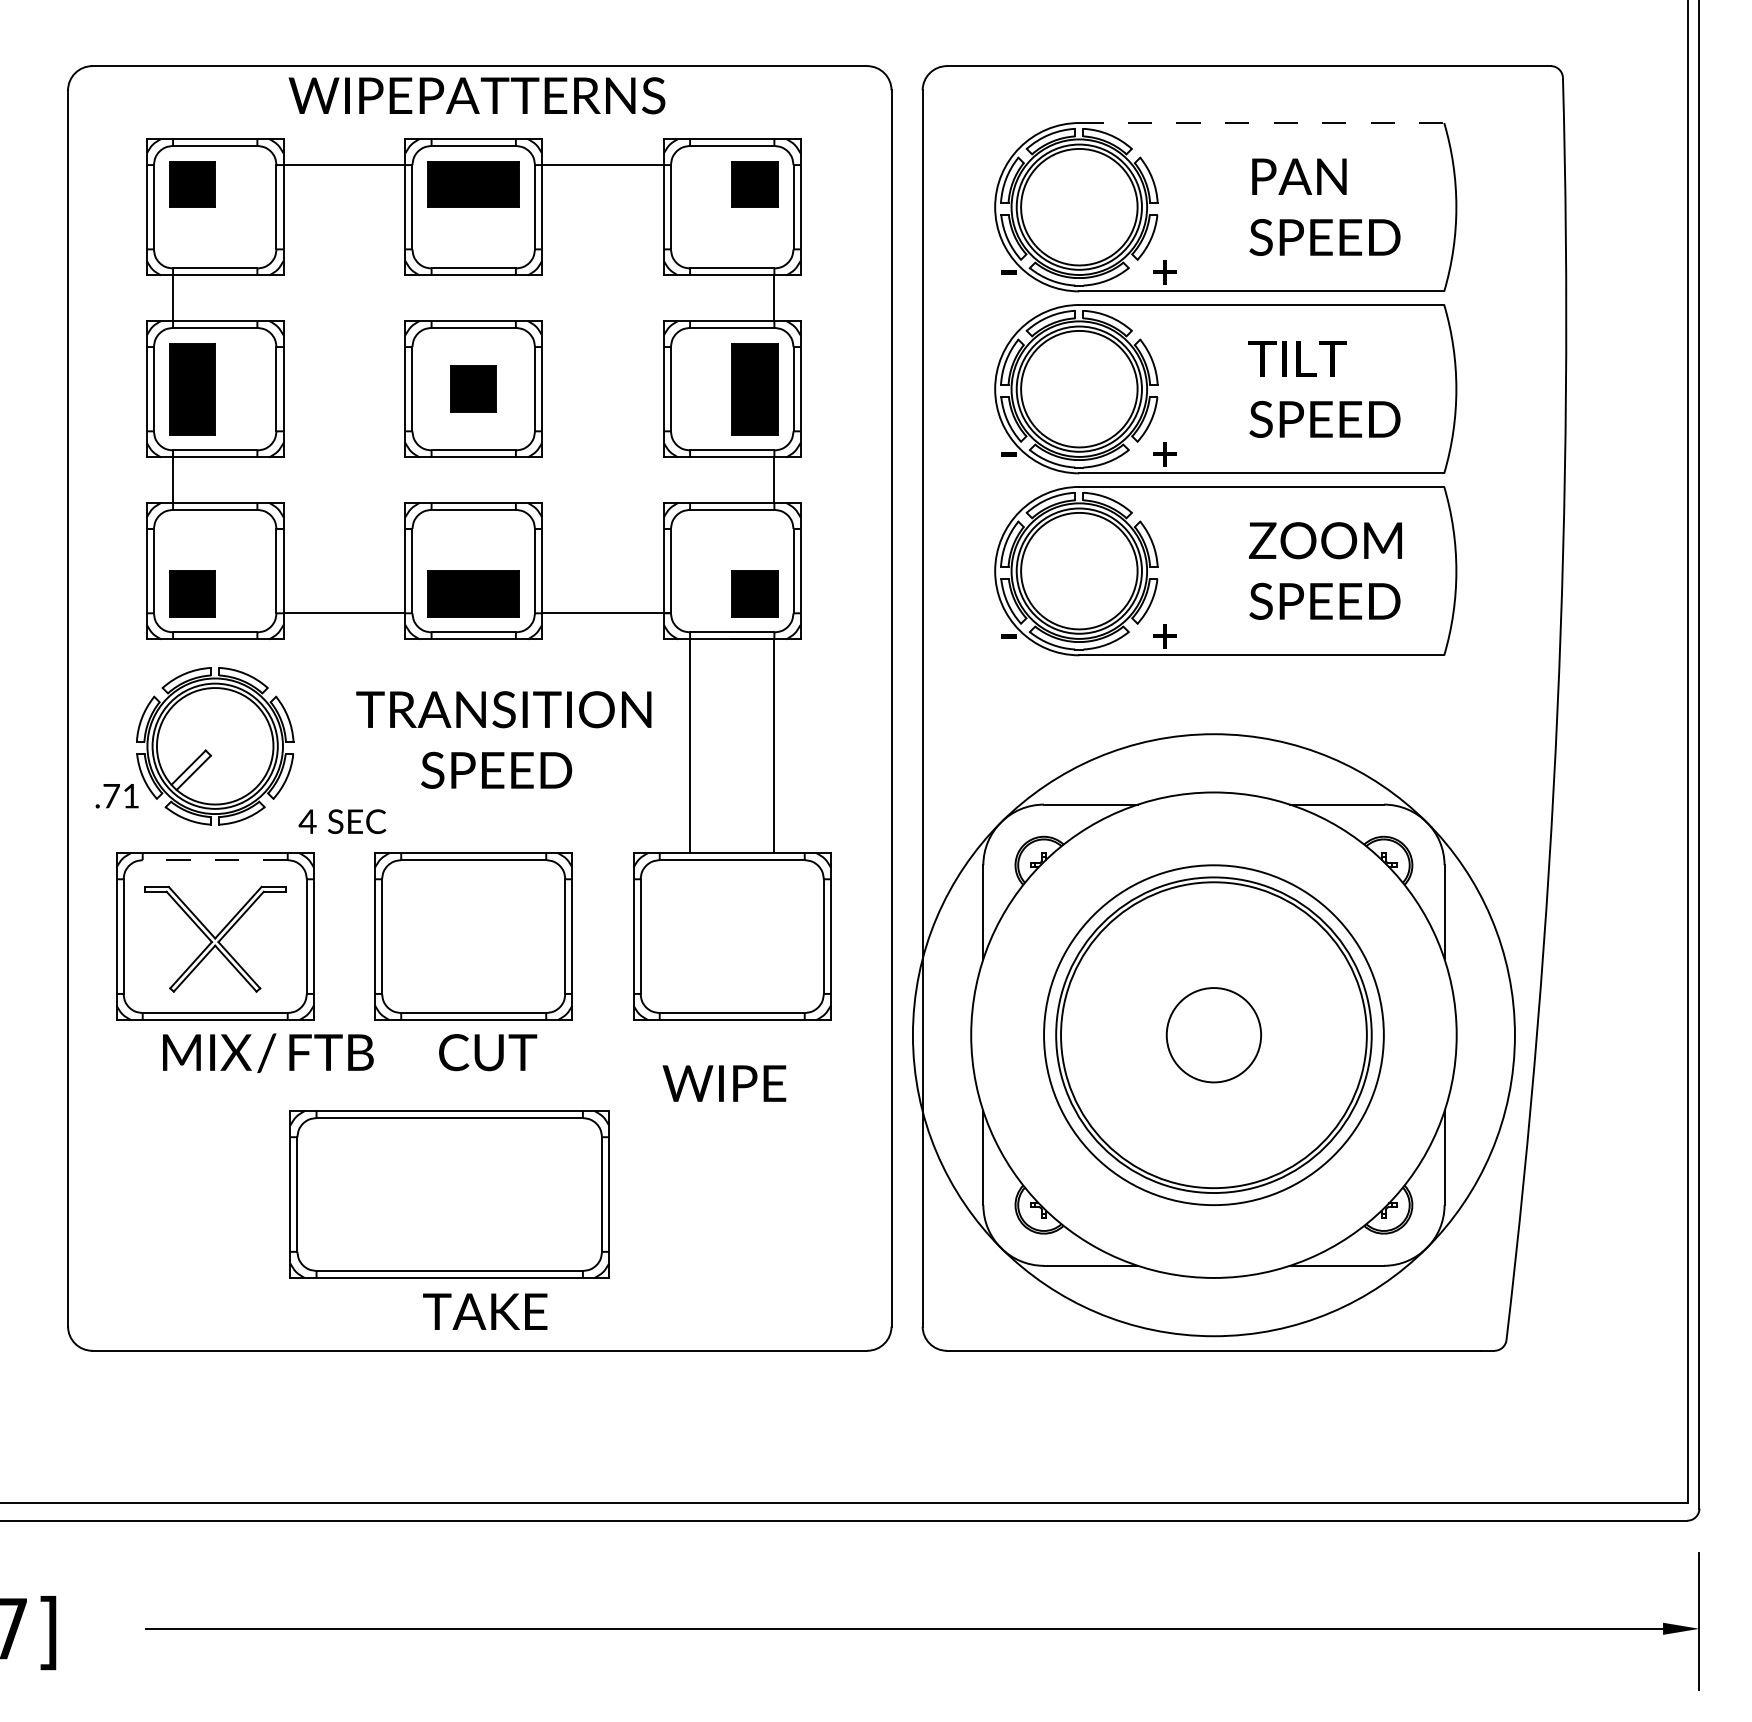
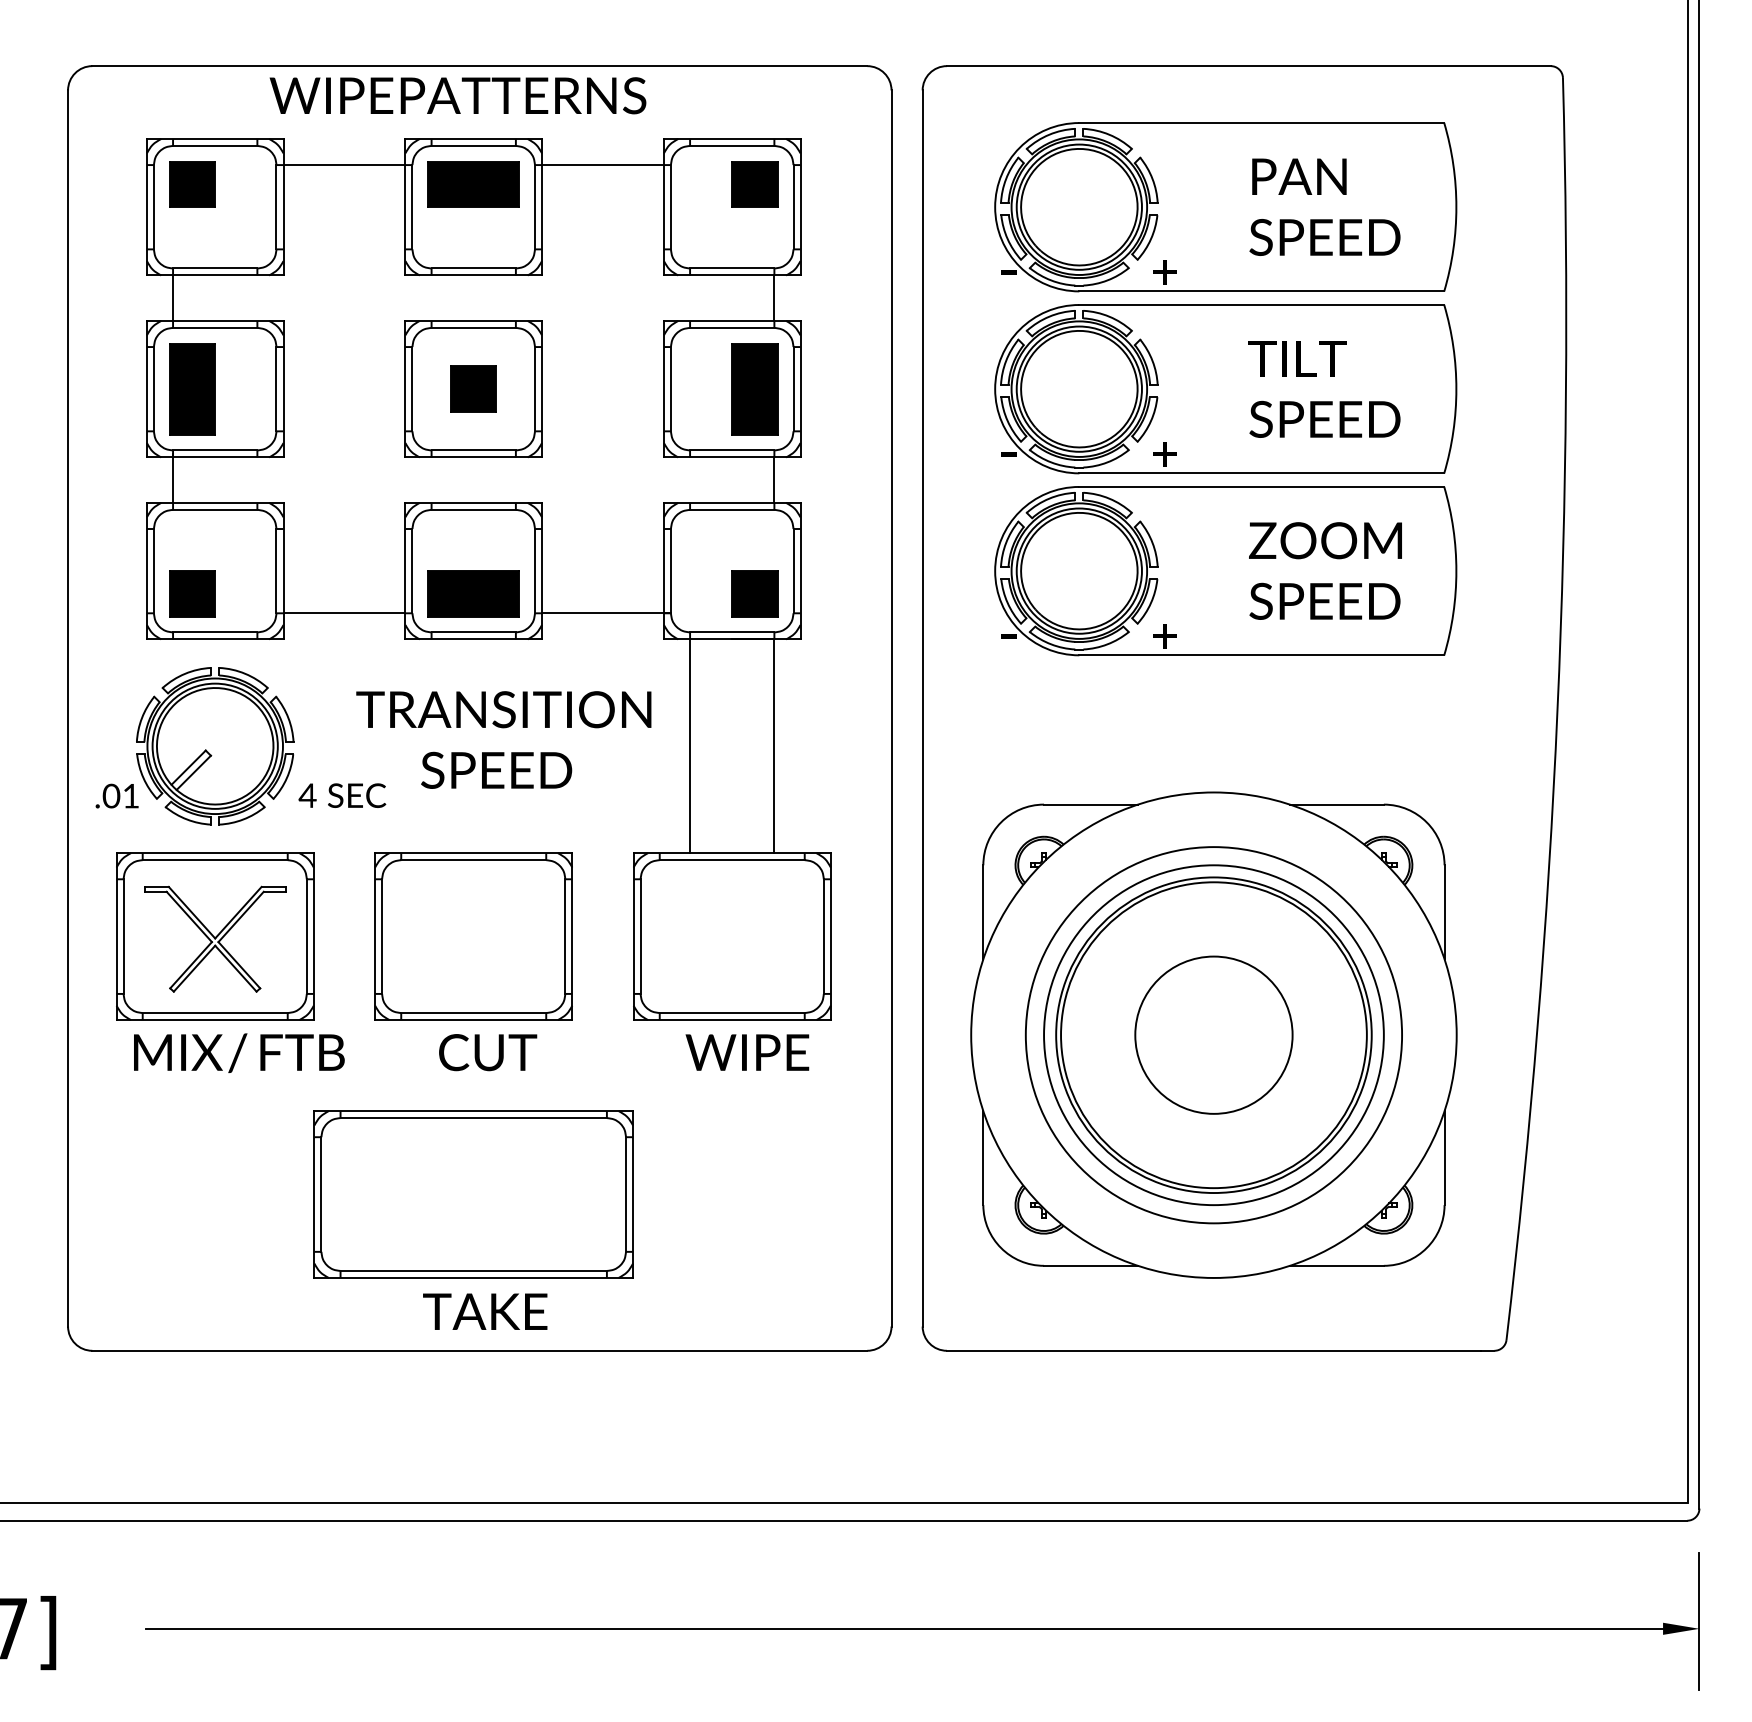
text position: (476, 95) -> (457, 95) (457, 95)
line: dashed -> solid (1262, 123)
text: .71 -> .01 (111, 795)
text position: (342, 821) -> (342, 795) (342, 795)
line: dashed -> solid (215, 860)
circle diameter: 602 px -> 376 px (1213, 1035)
circle diameter: 94 px -> 157 px (1213, 1034)
text position: (268, 1052) -> (239, 1052) (239, 1052)
text position: (724, 1083) -> (747, 1052) (747, 1052)
part position: (449, 1194) -> (473, 1194) (473, 1194)
